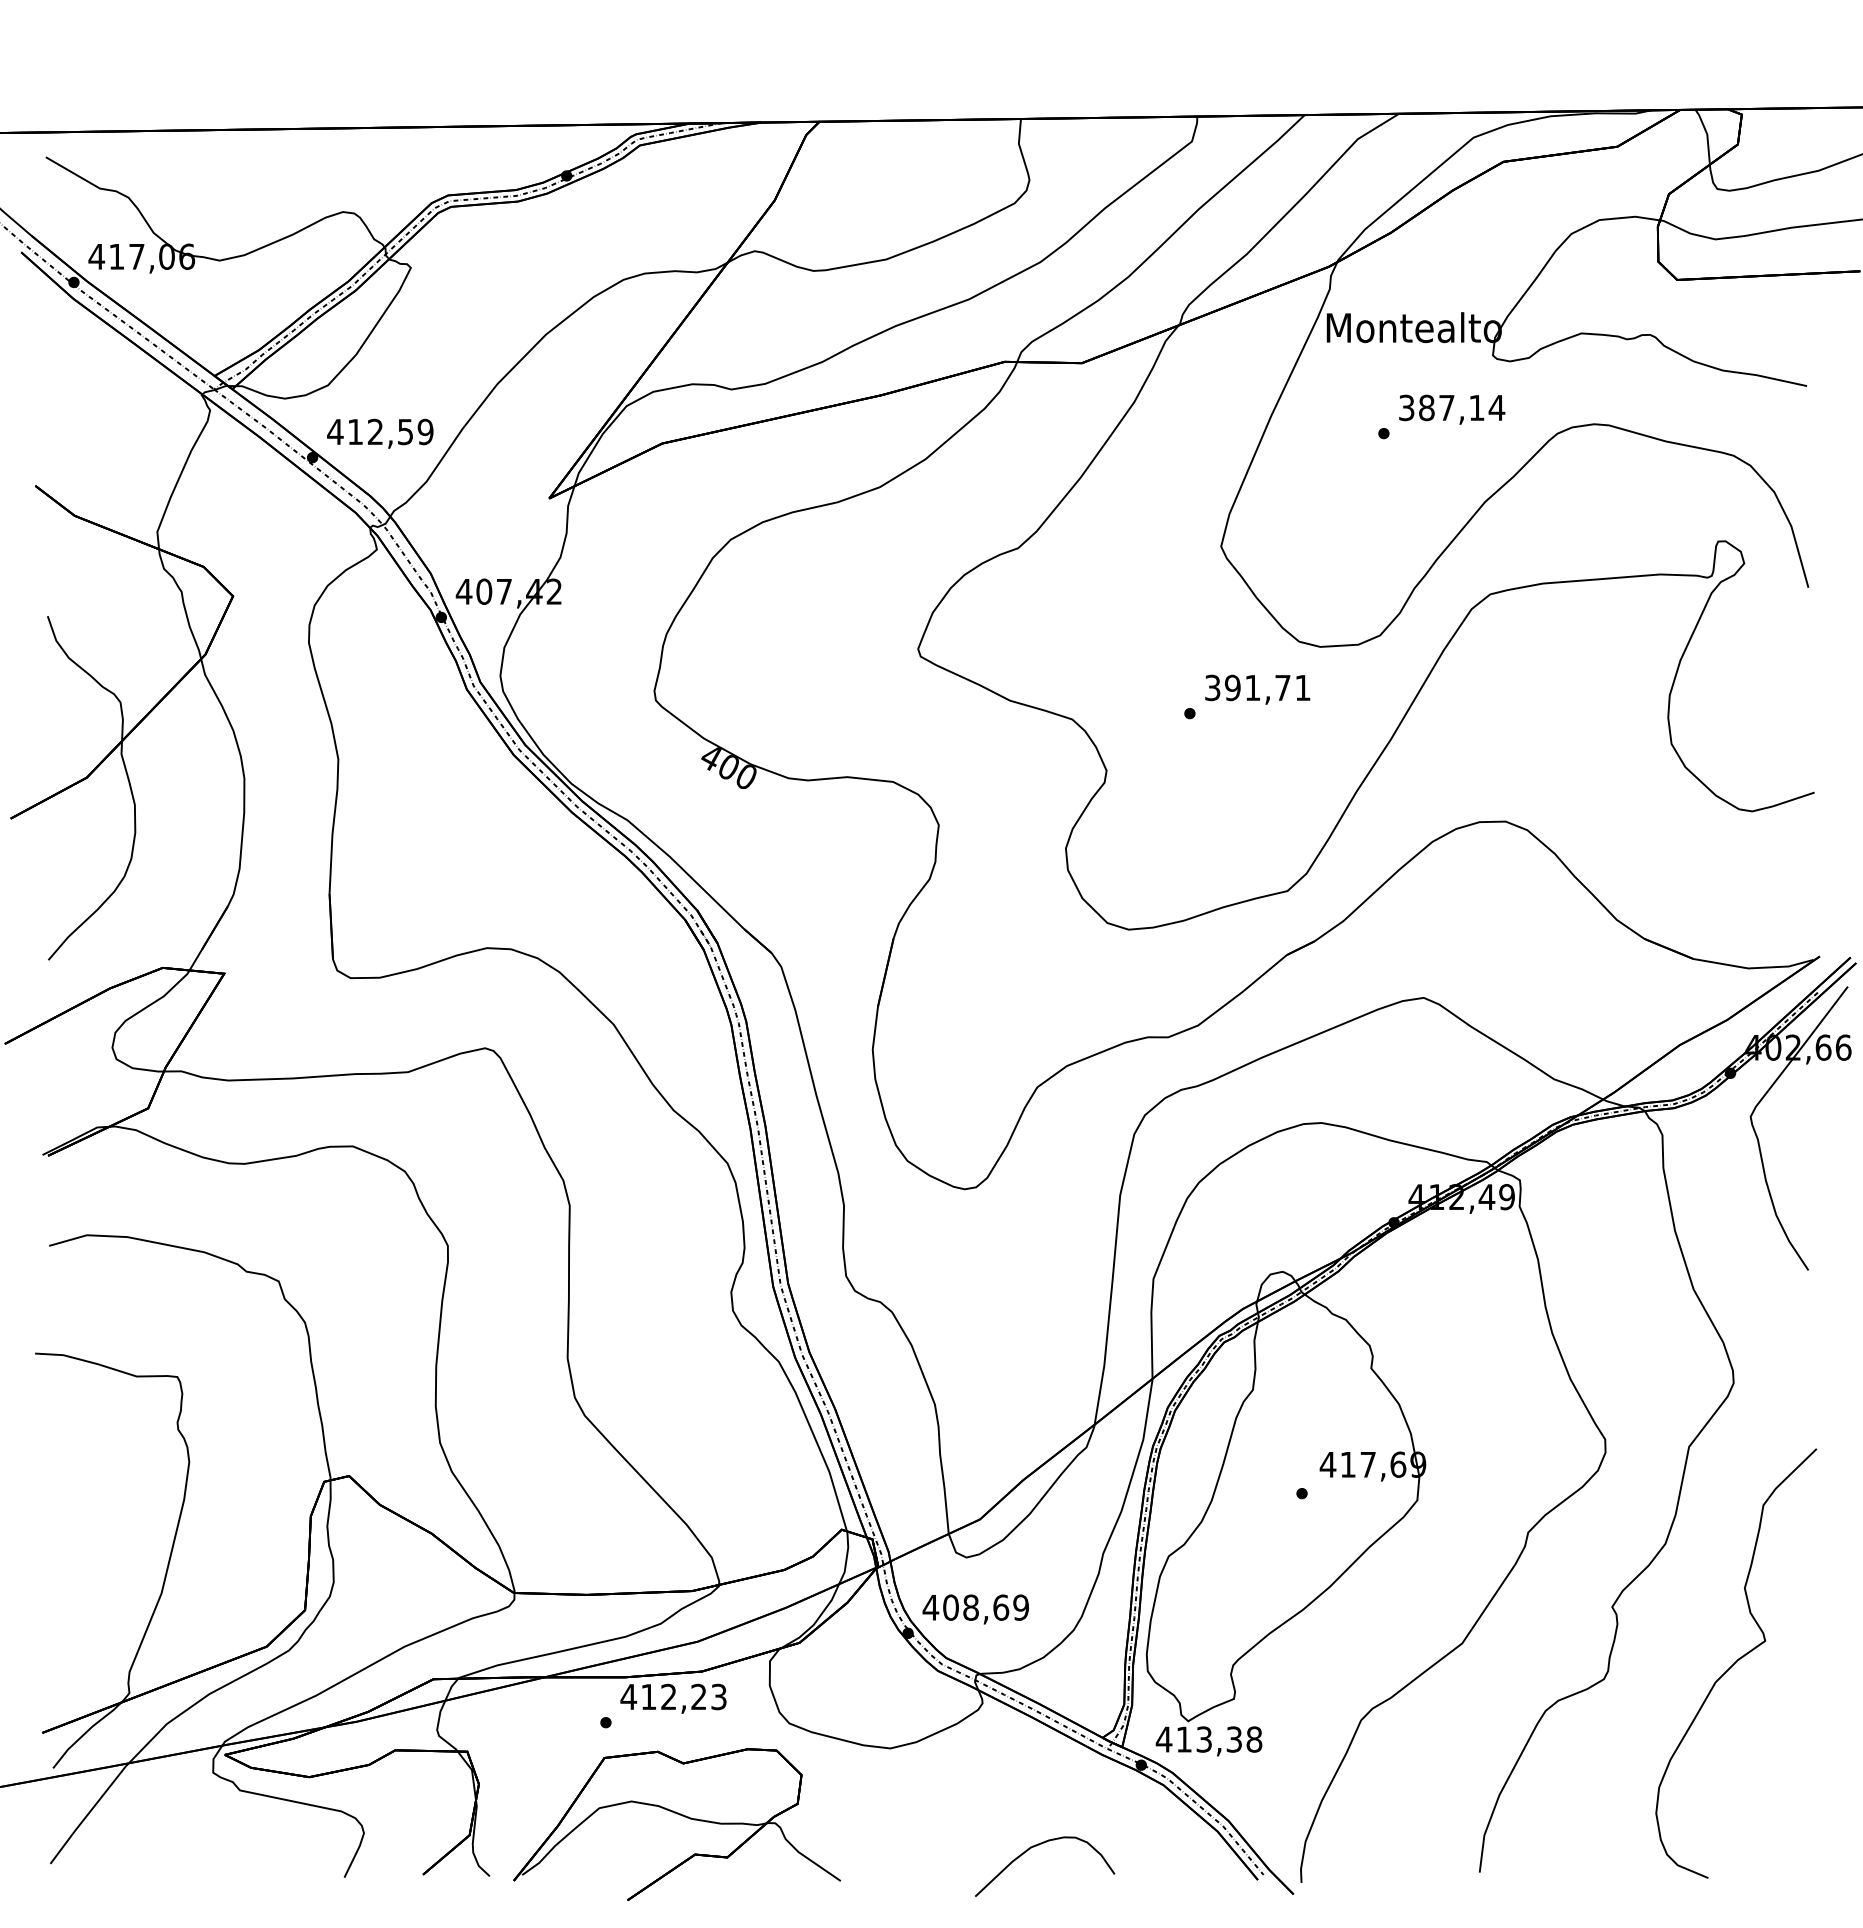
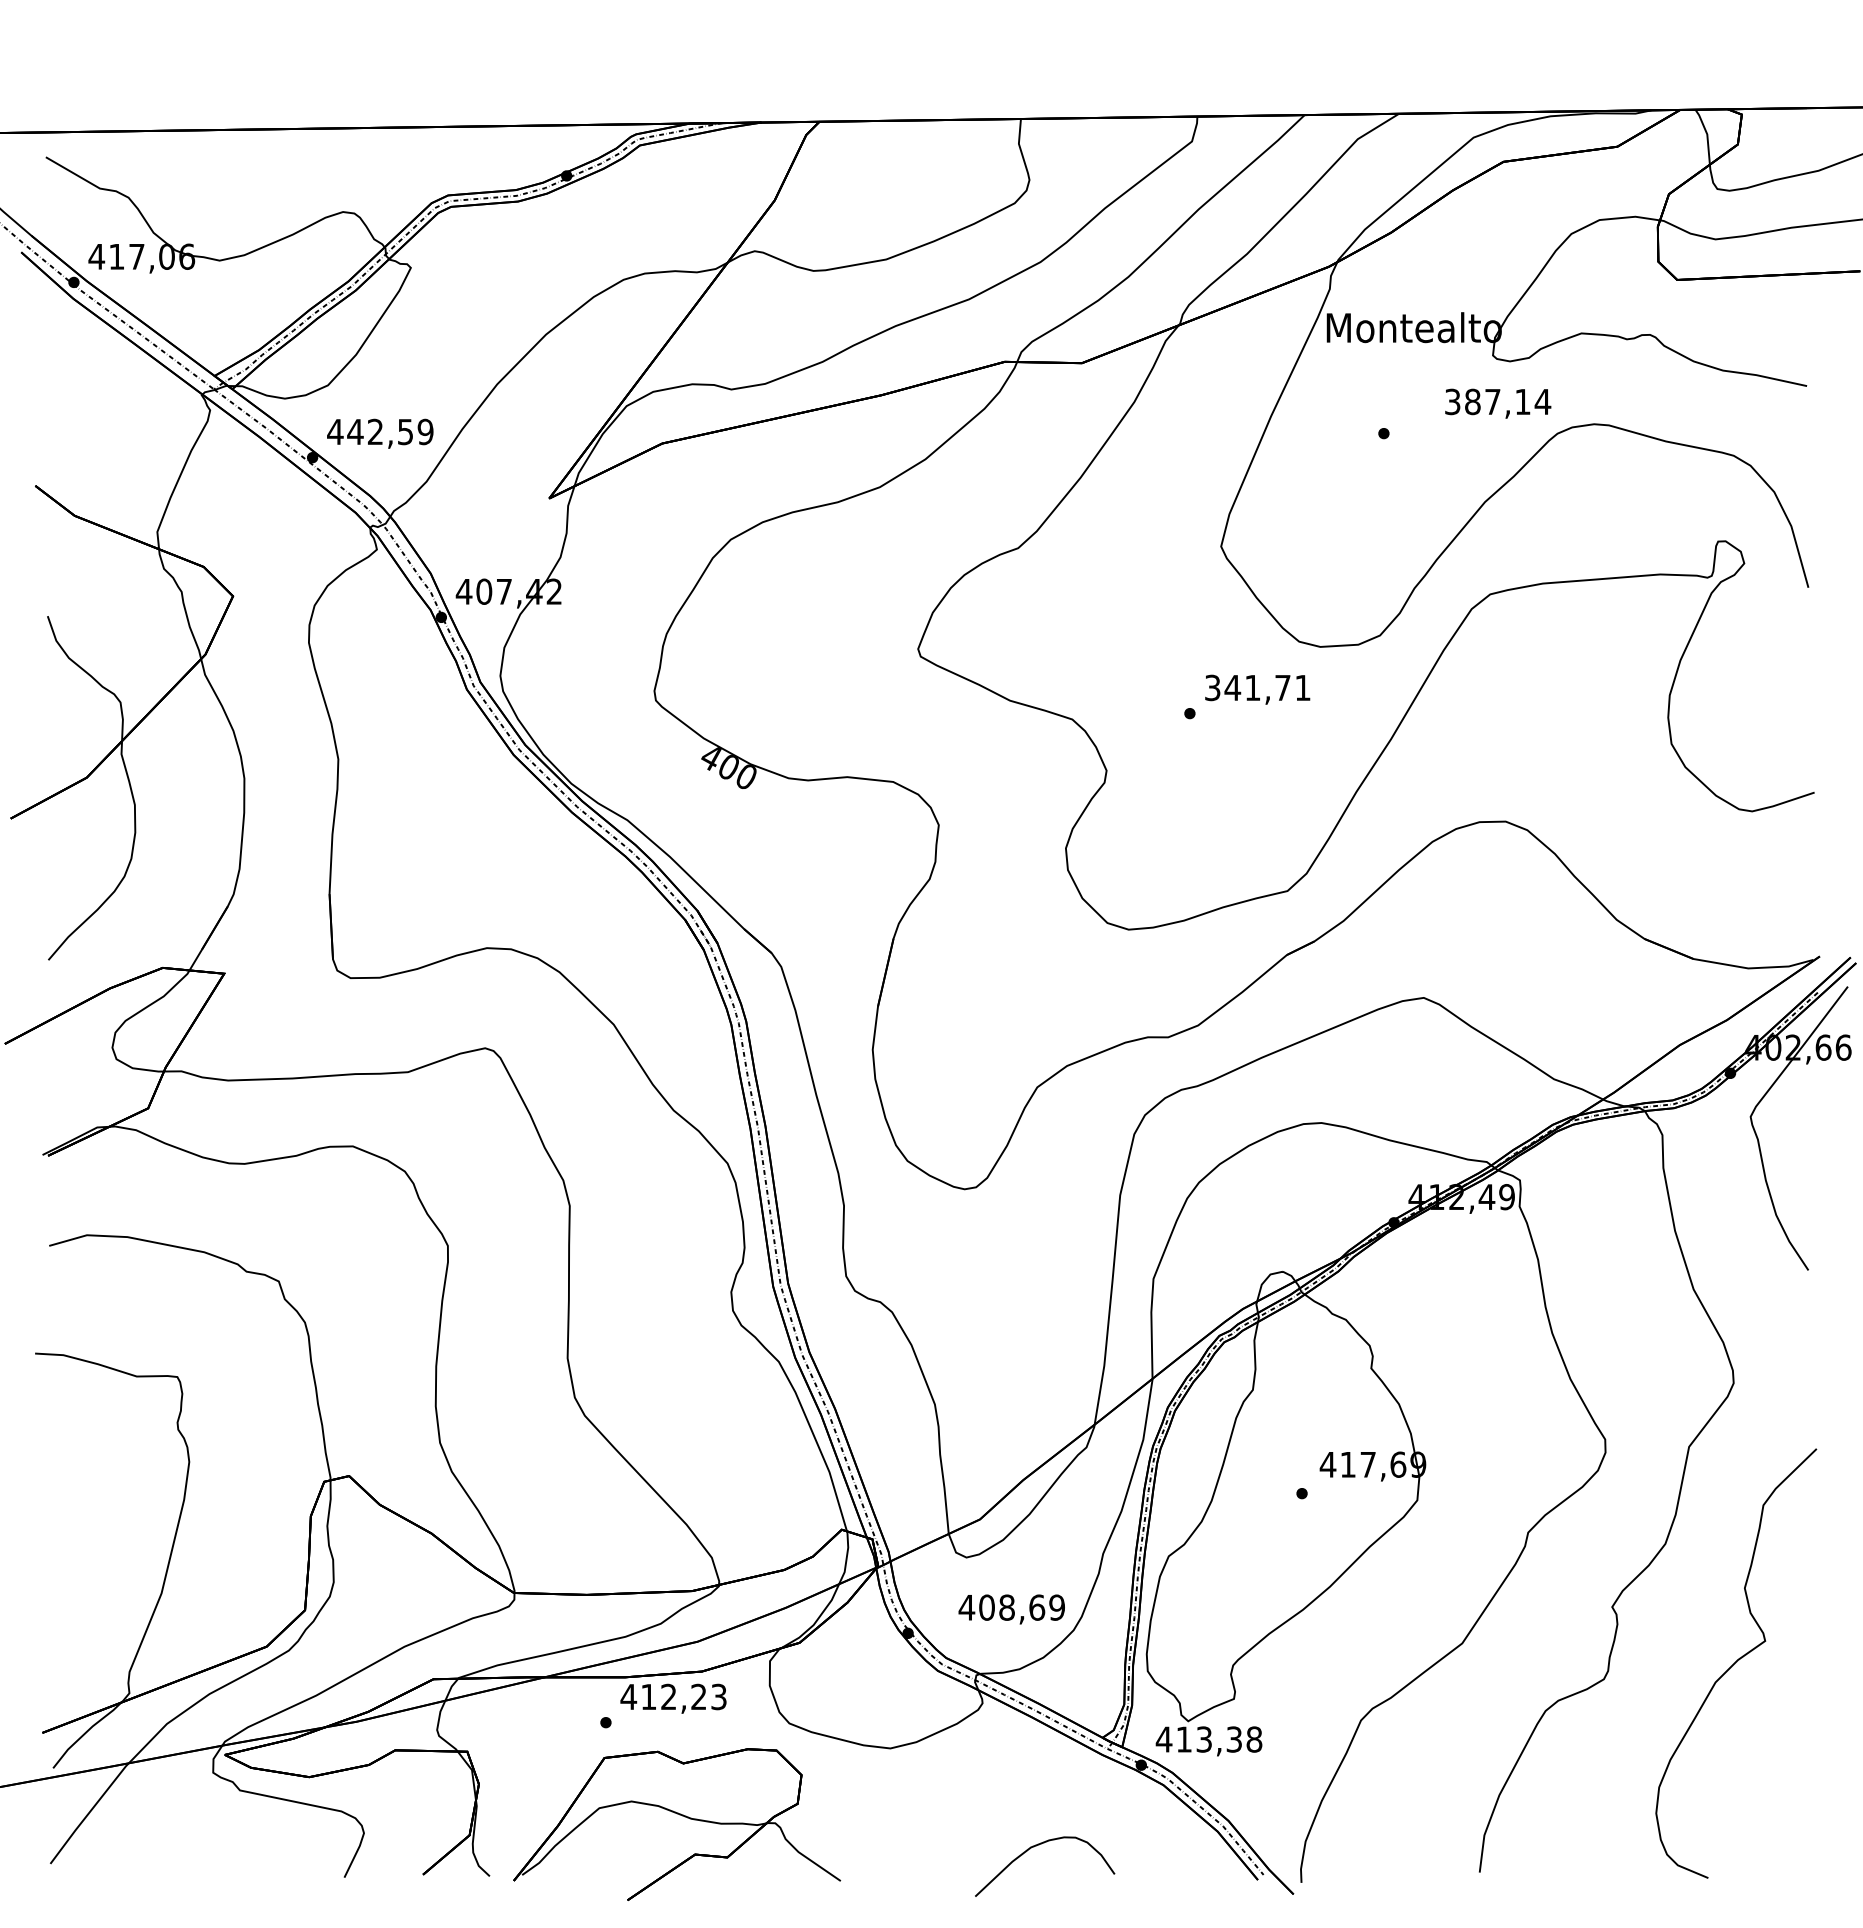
text position: (1452, 409) -> (1498, 403) (1498, 403)
text: 412,59 -> 442,59 (355, 431)
text: 391,71 -> 341,71 (1232, 687)
text position: (975, 1609) -> (1011, 1609) (1011, 1609)
